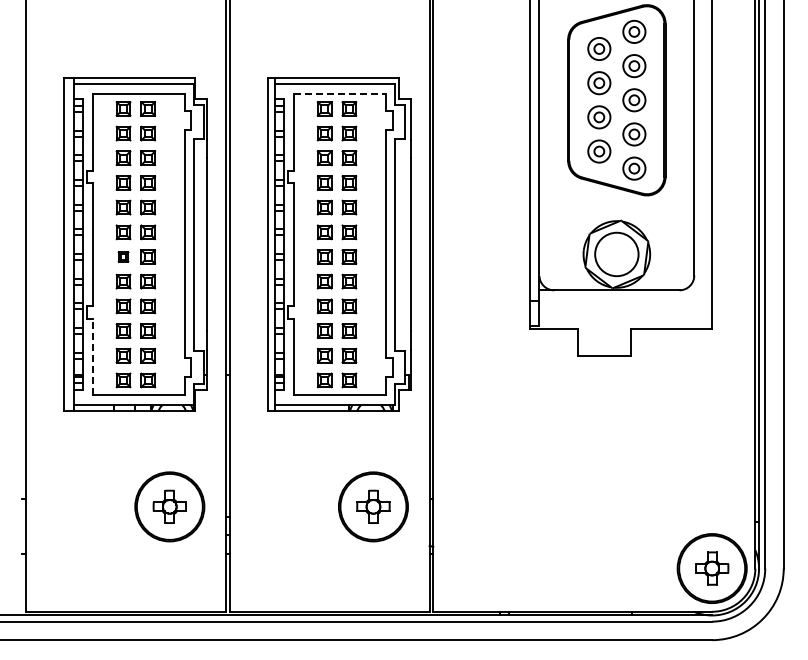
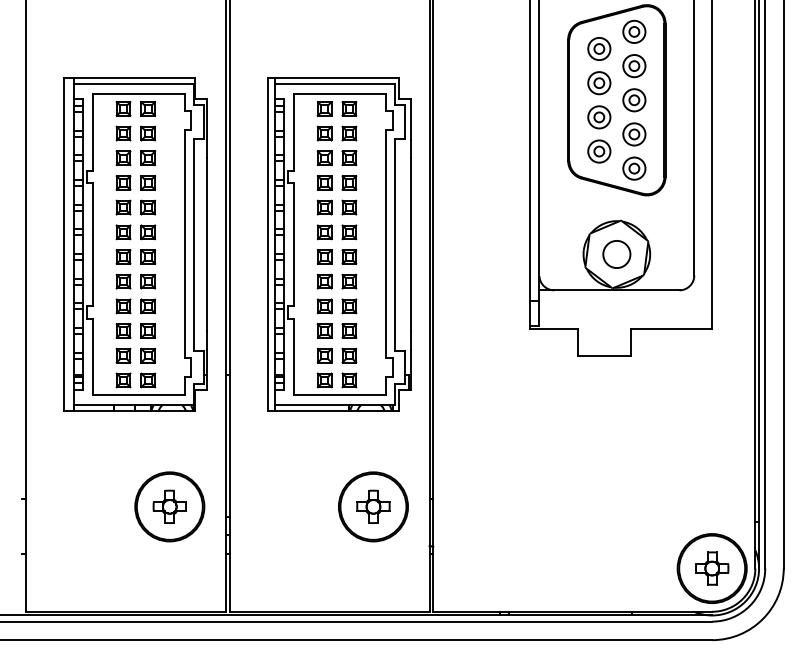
line: dashed -> solid (340, 94)
circle diameter: 43 px -> 27 px (616, 254)
part size: 13x12 px -> 17x16 px (123, 256)
line: dashed -> solid (92, 356)
